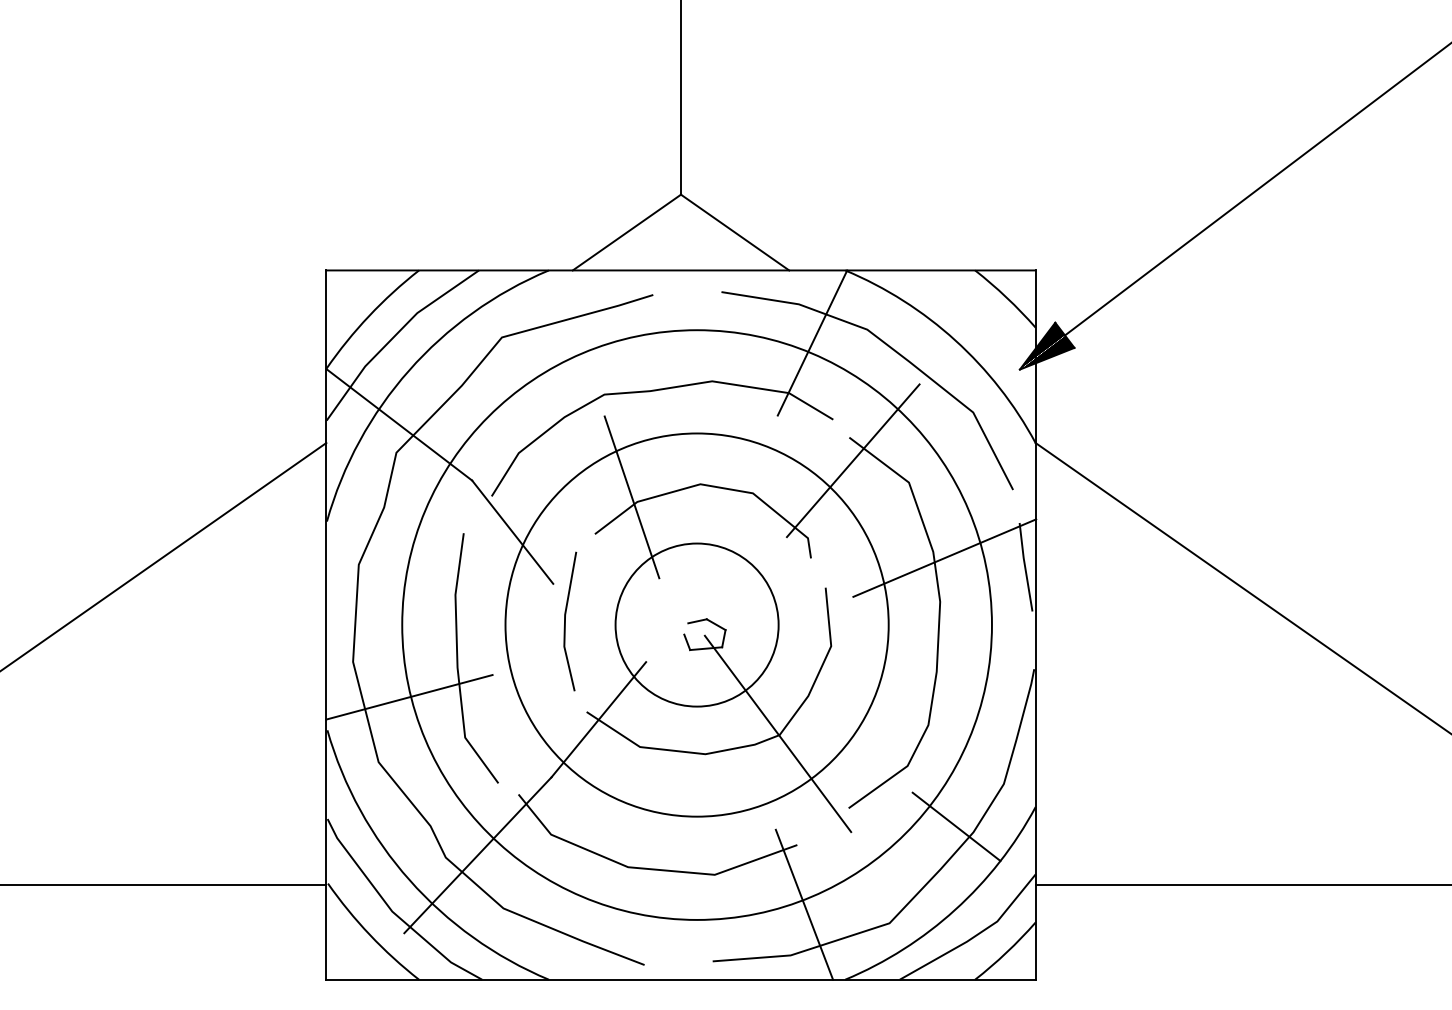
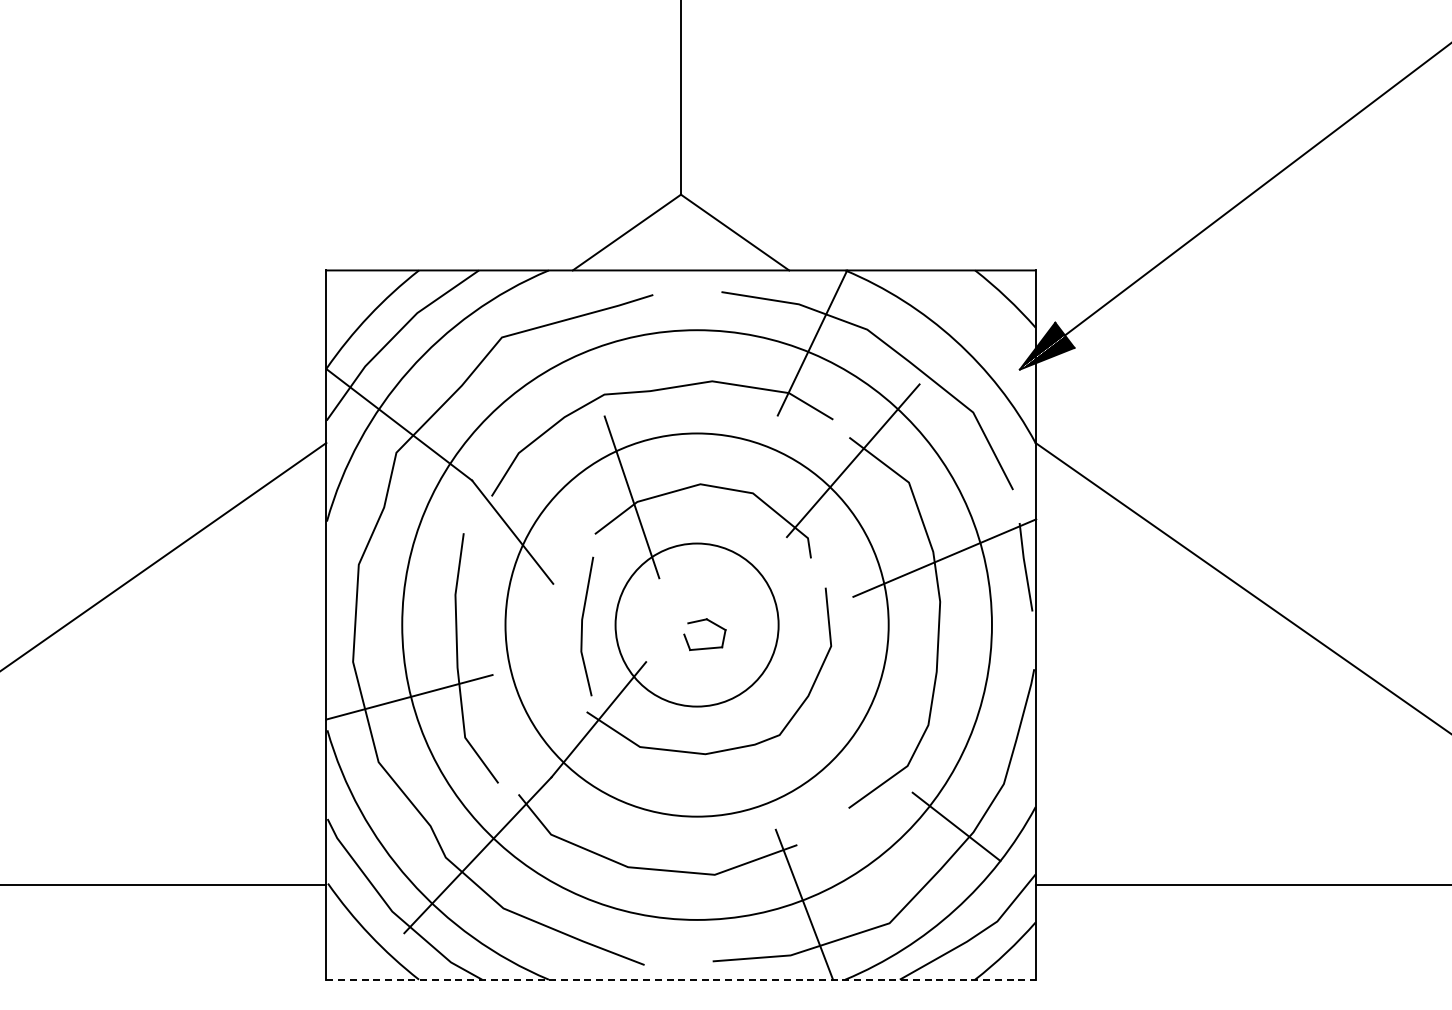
line position: (565, 621) -> (582, 626) (582, 626)
line: present -> none (777, 733)
line: solid -> dashed (681, 979)
